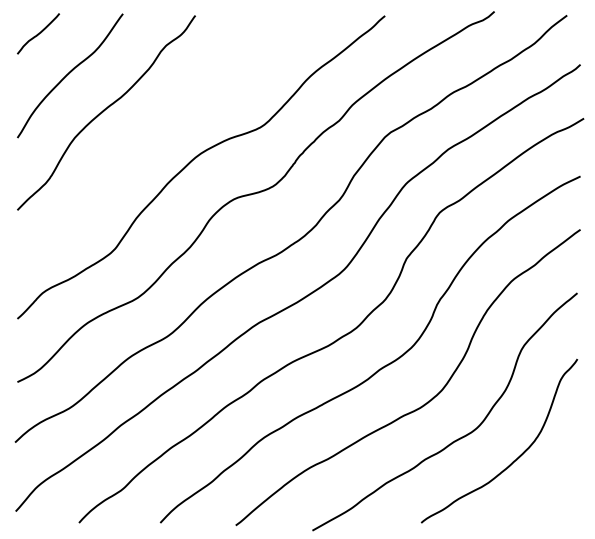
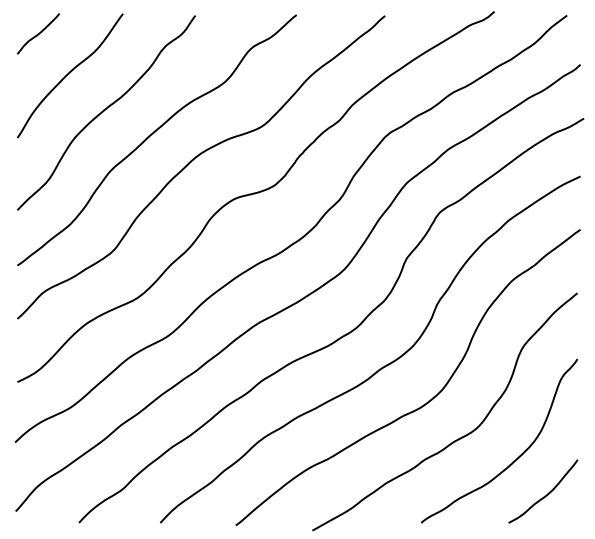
curve: none -> present (153, 134)
curve: none -> present (544, 495)
